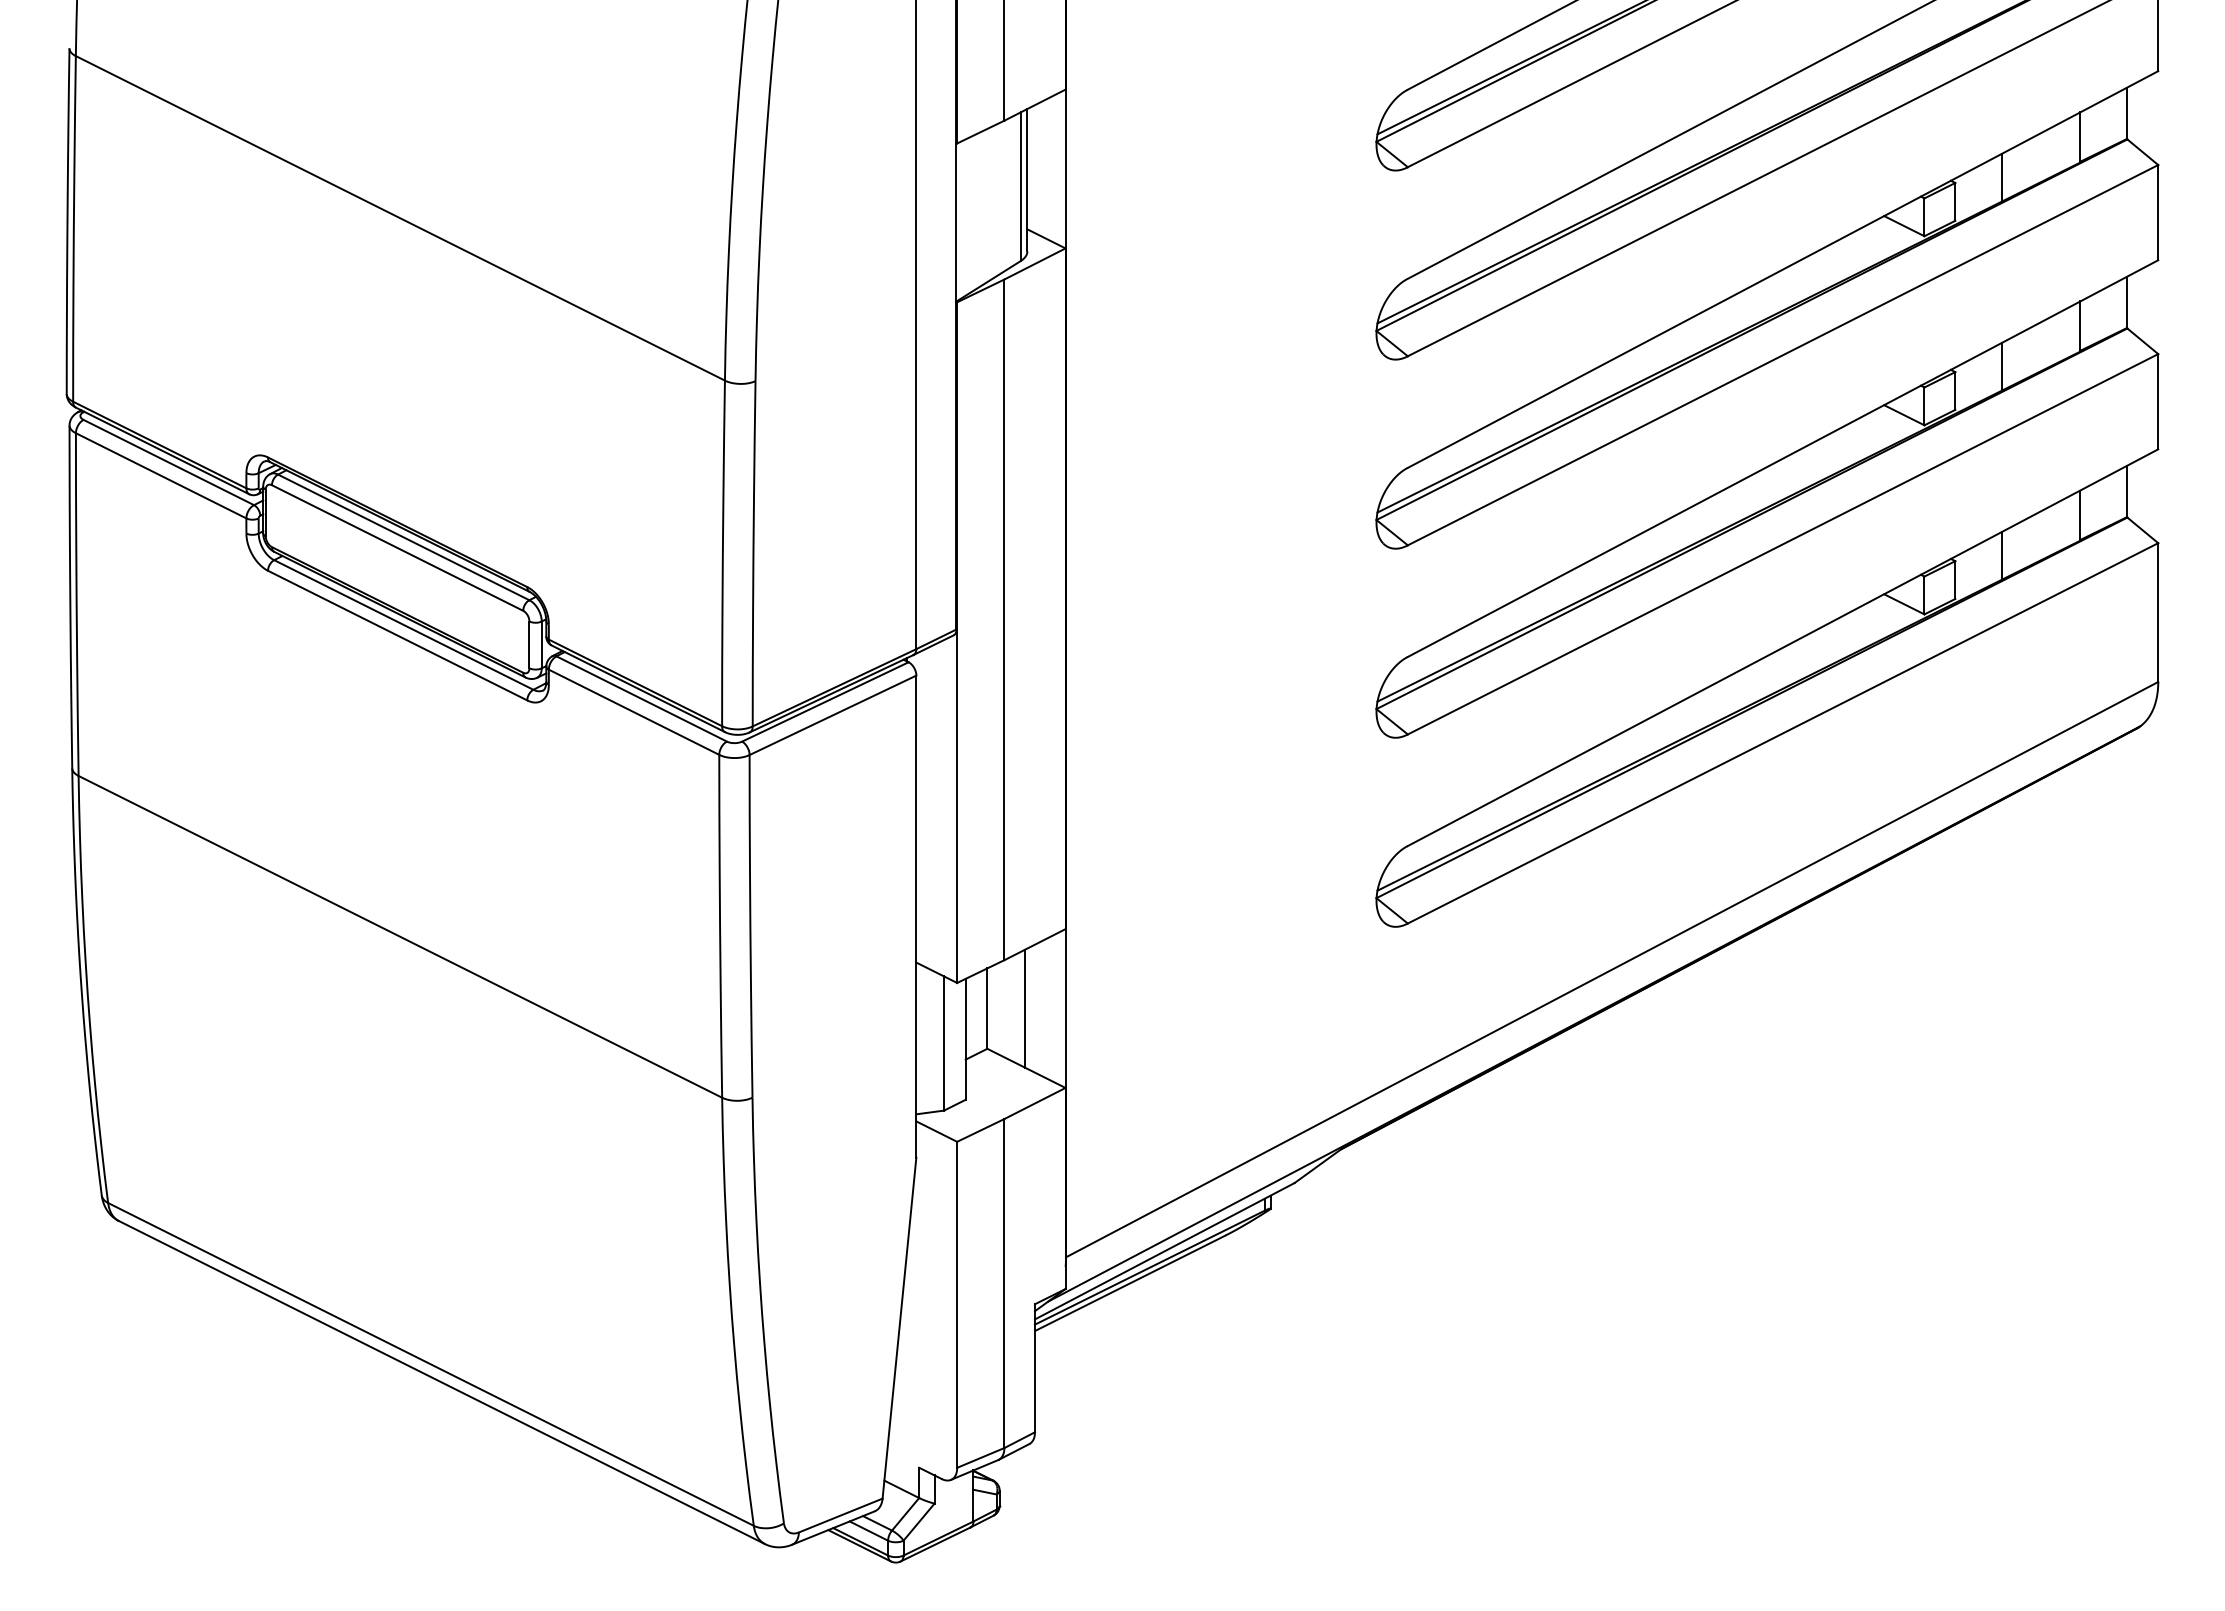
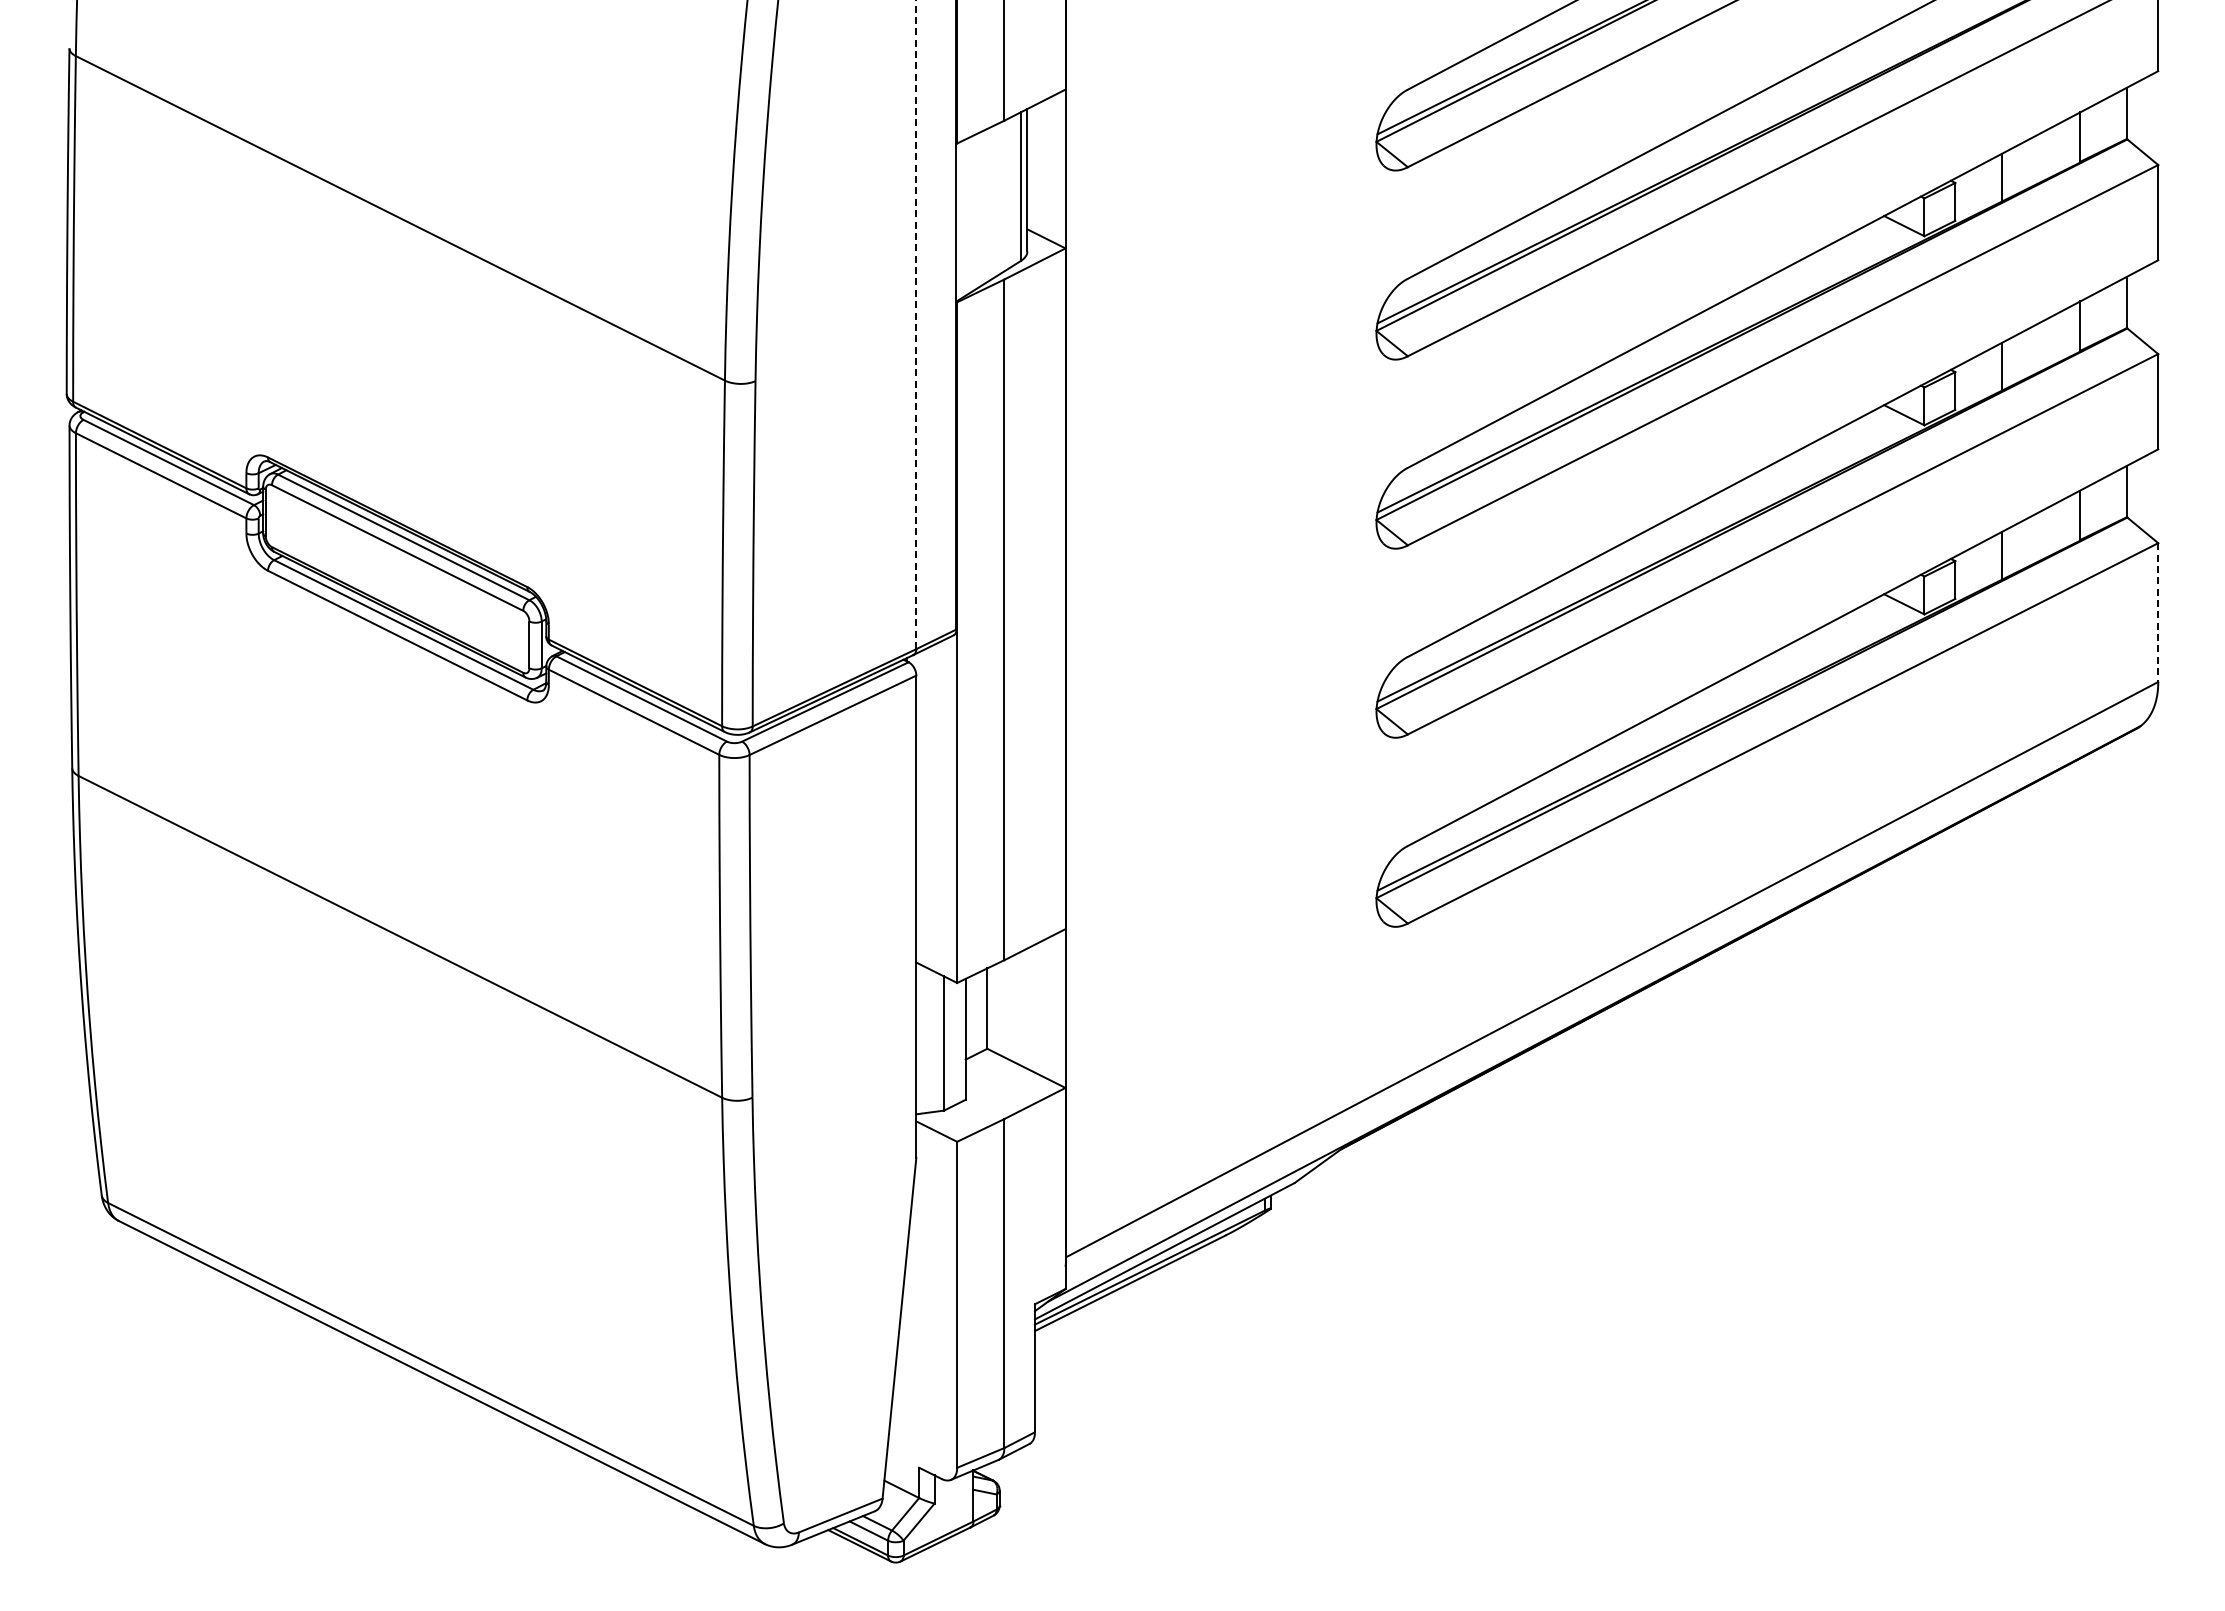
line: solid -> dashed (916, 324)
line: solid -> dashed (2158, 613)
line: present -> none (1025, 1008)
